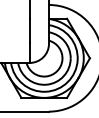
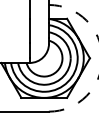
arc: solid -> dashed (98, 40)
